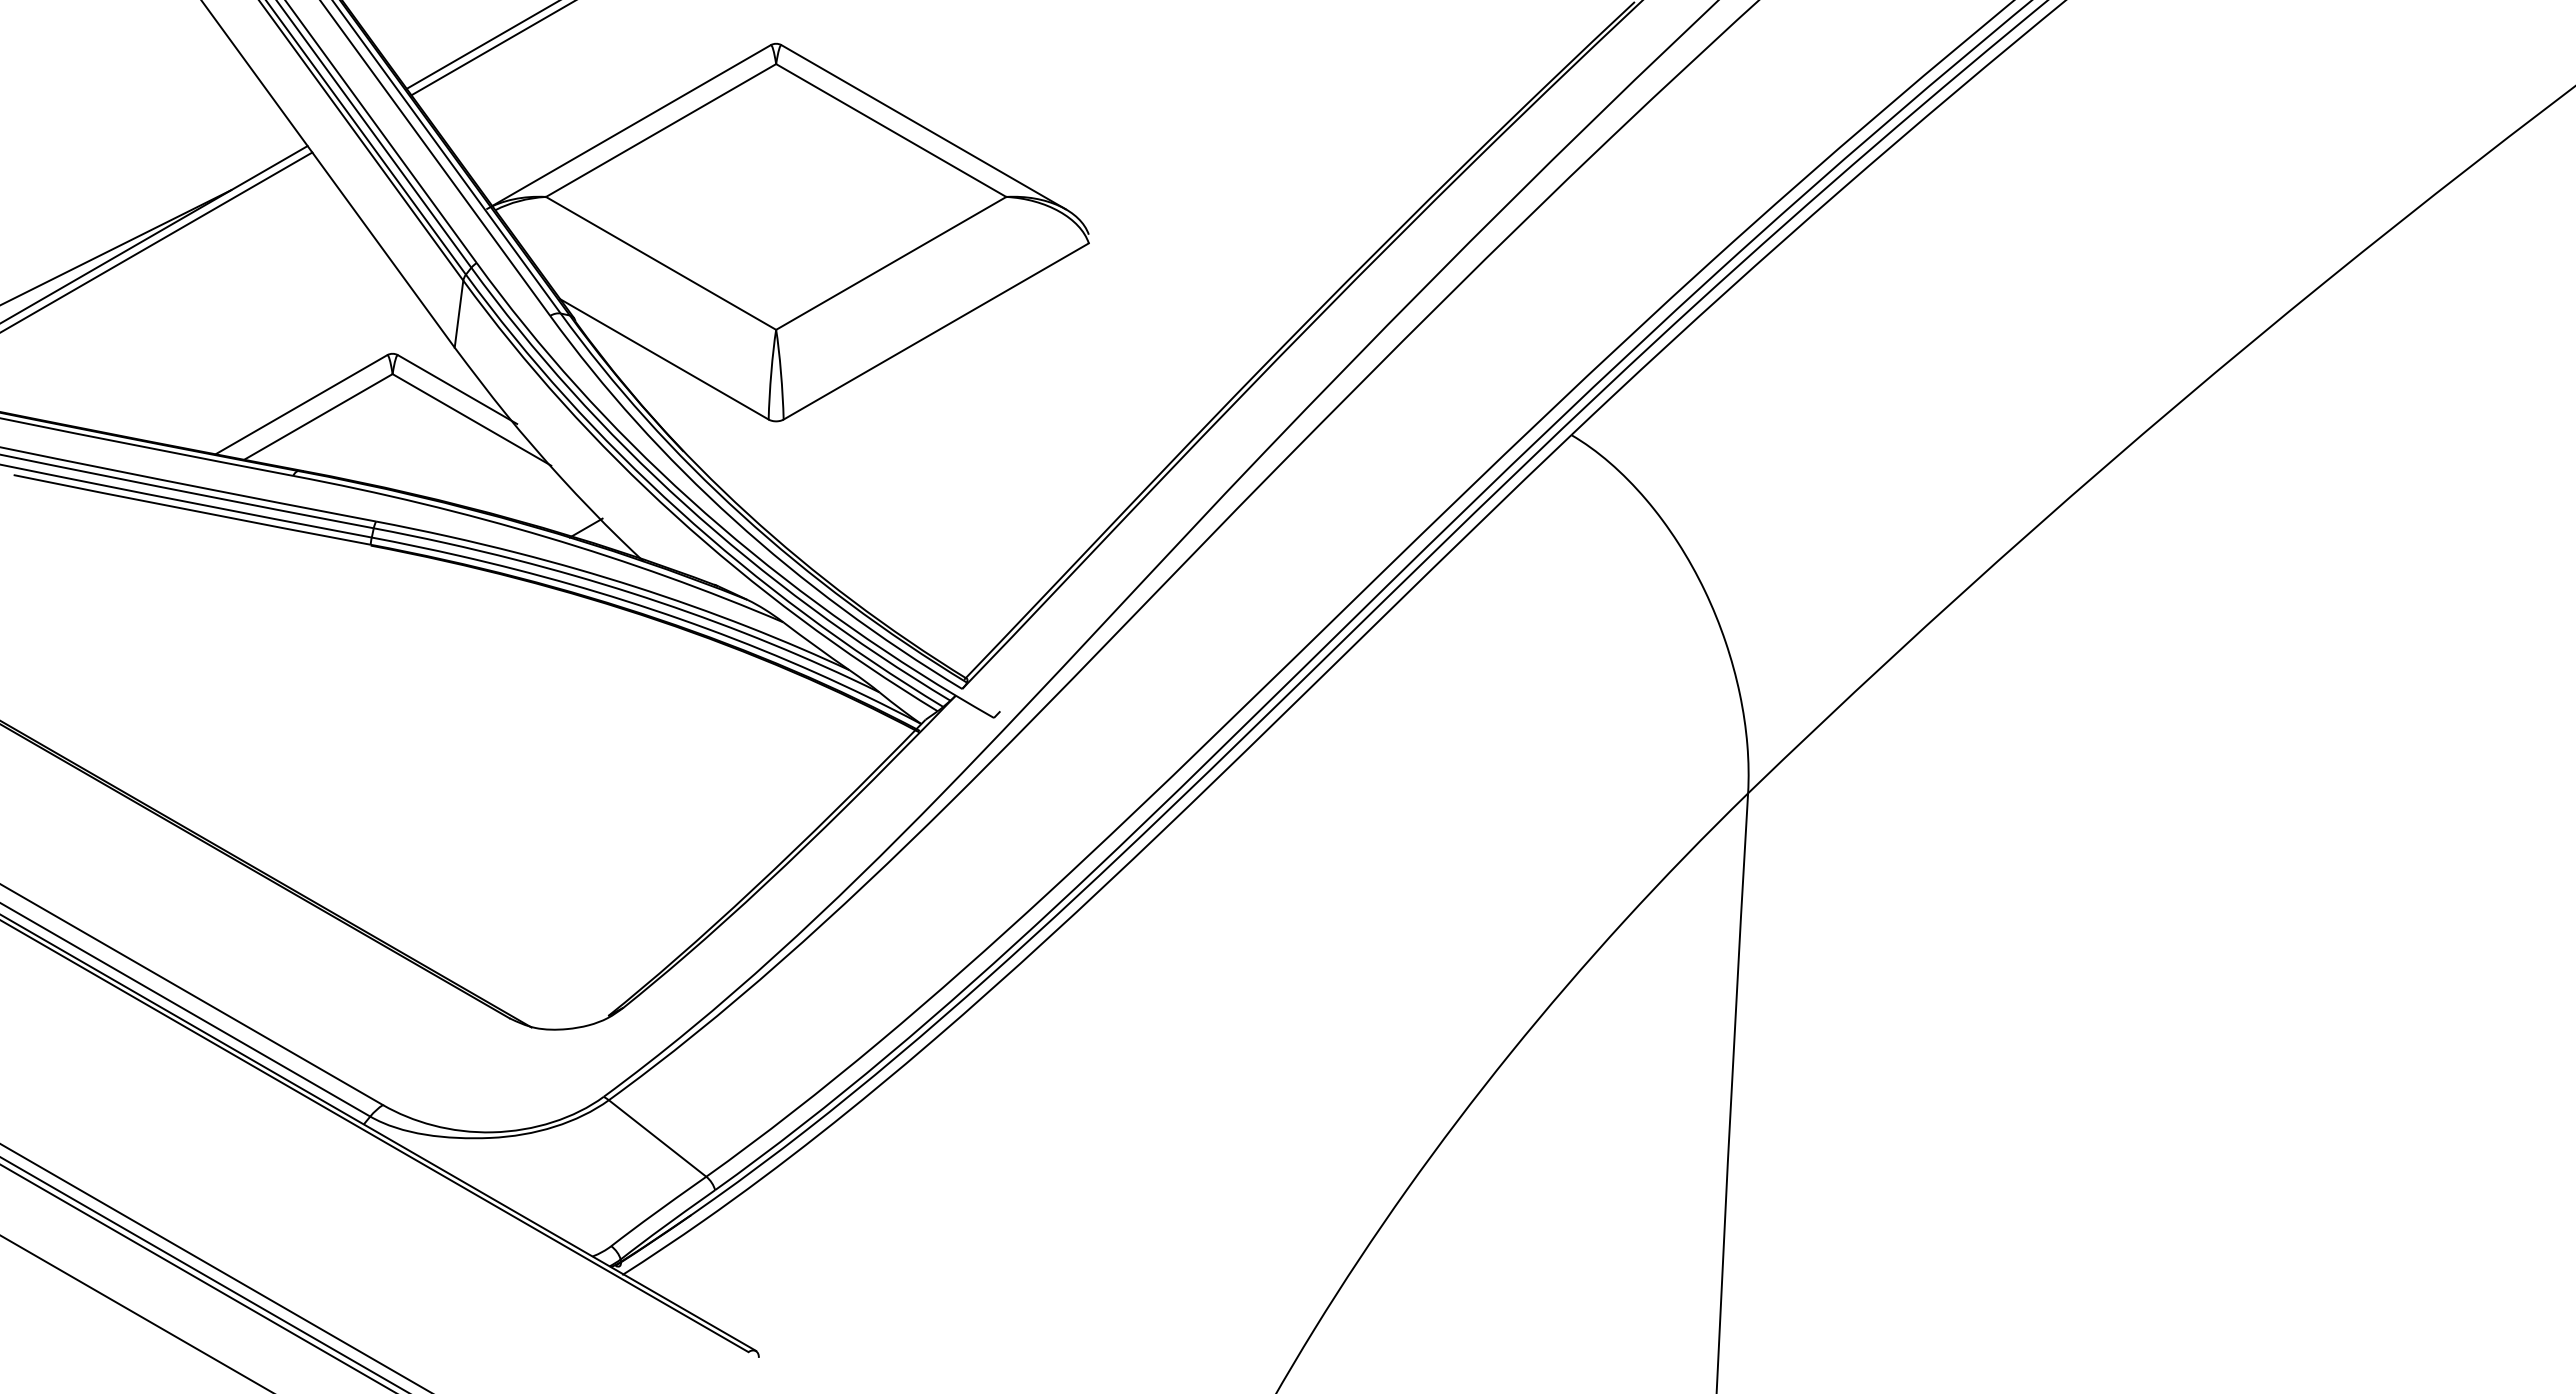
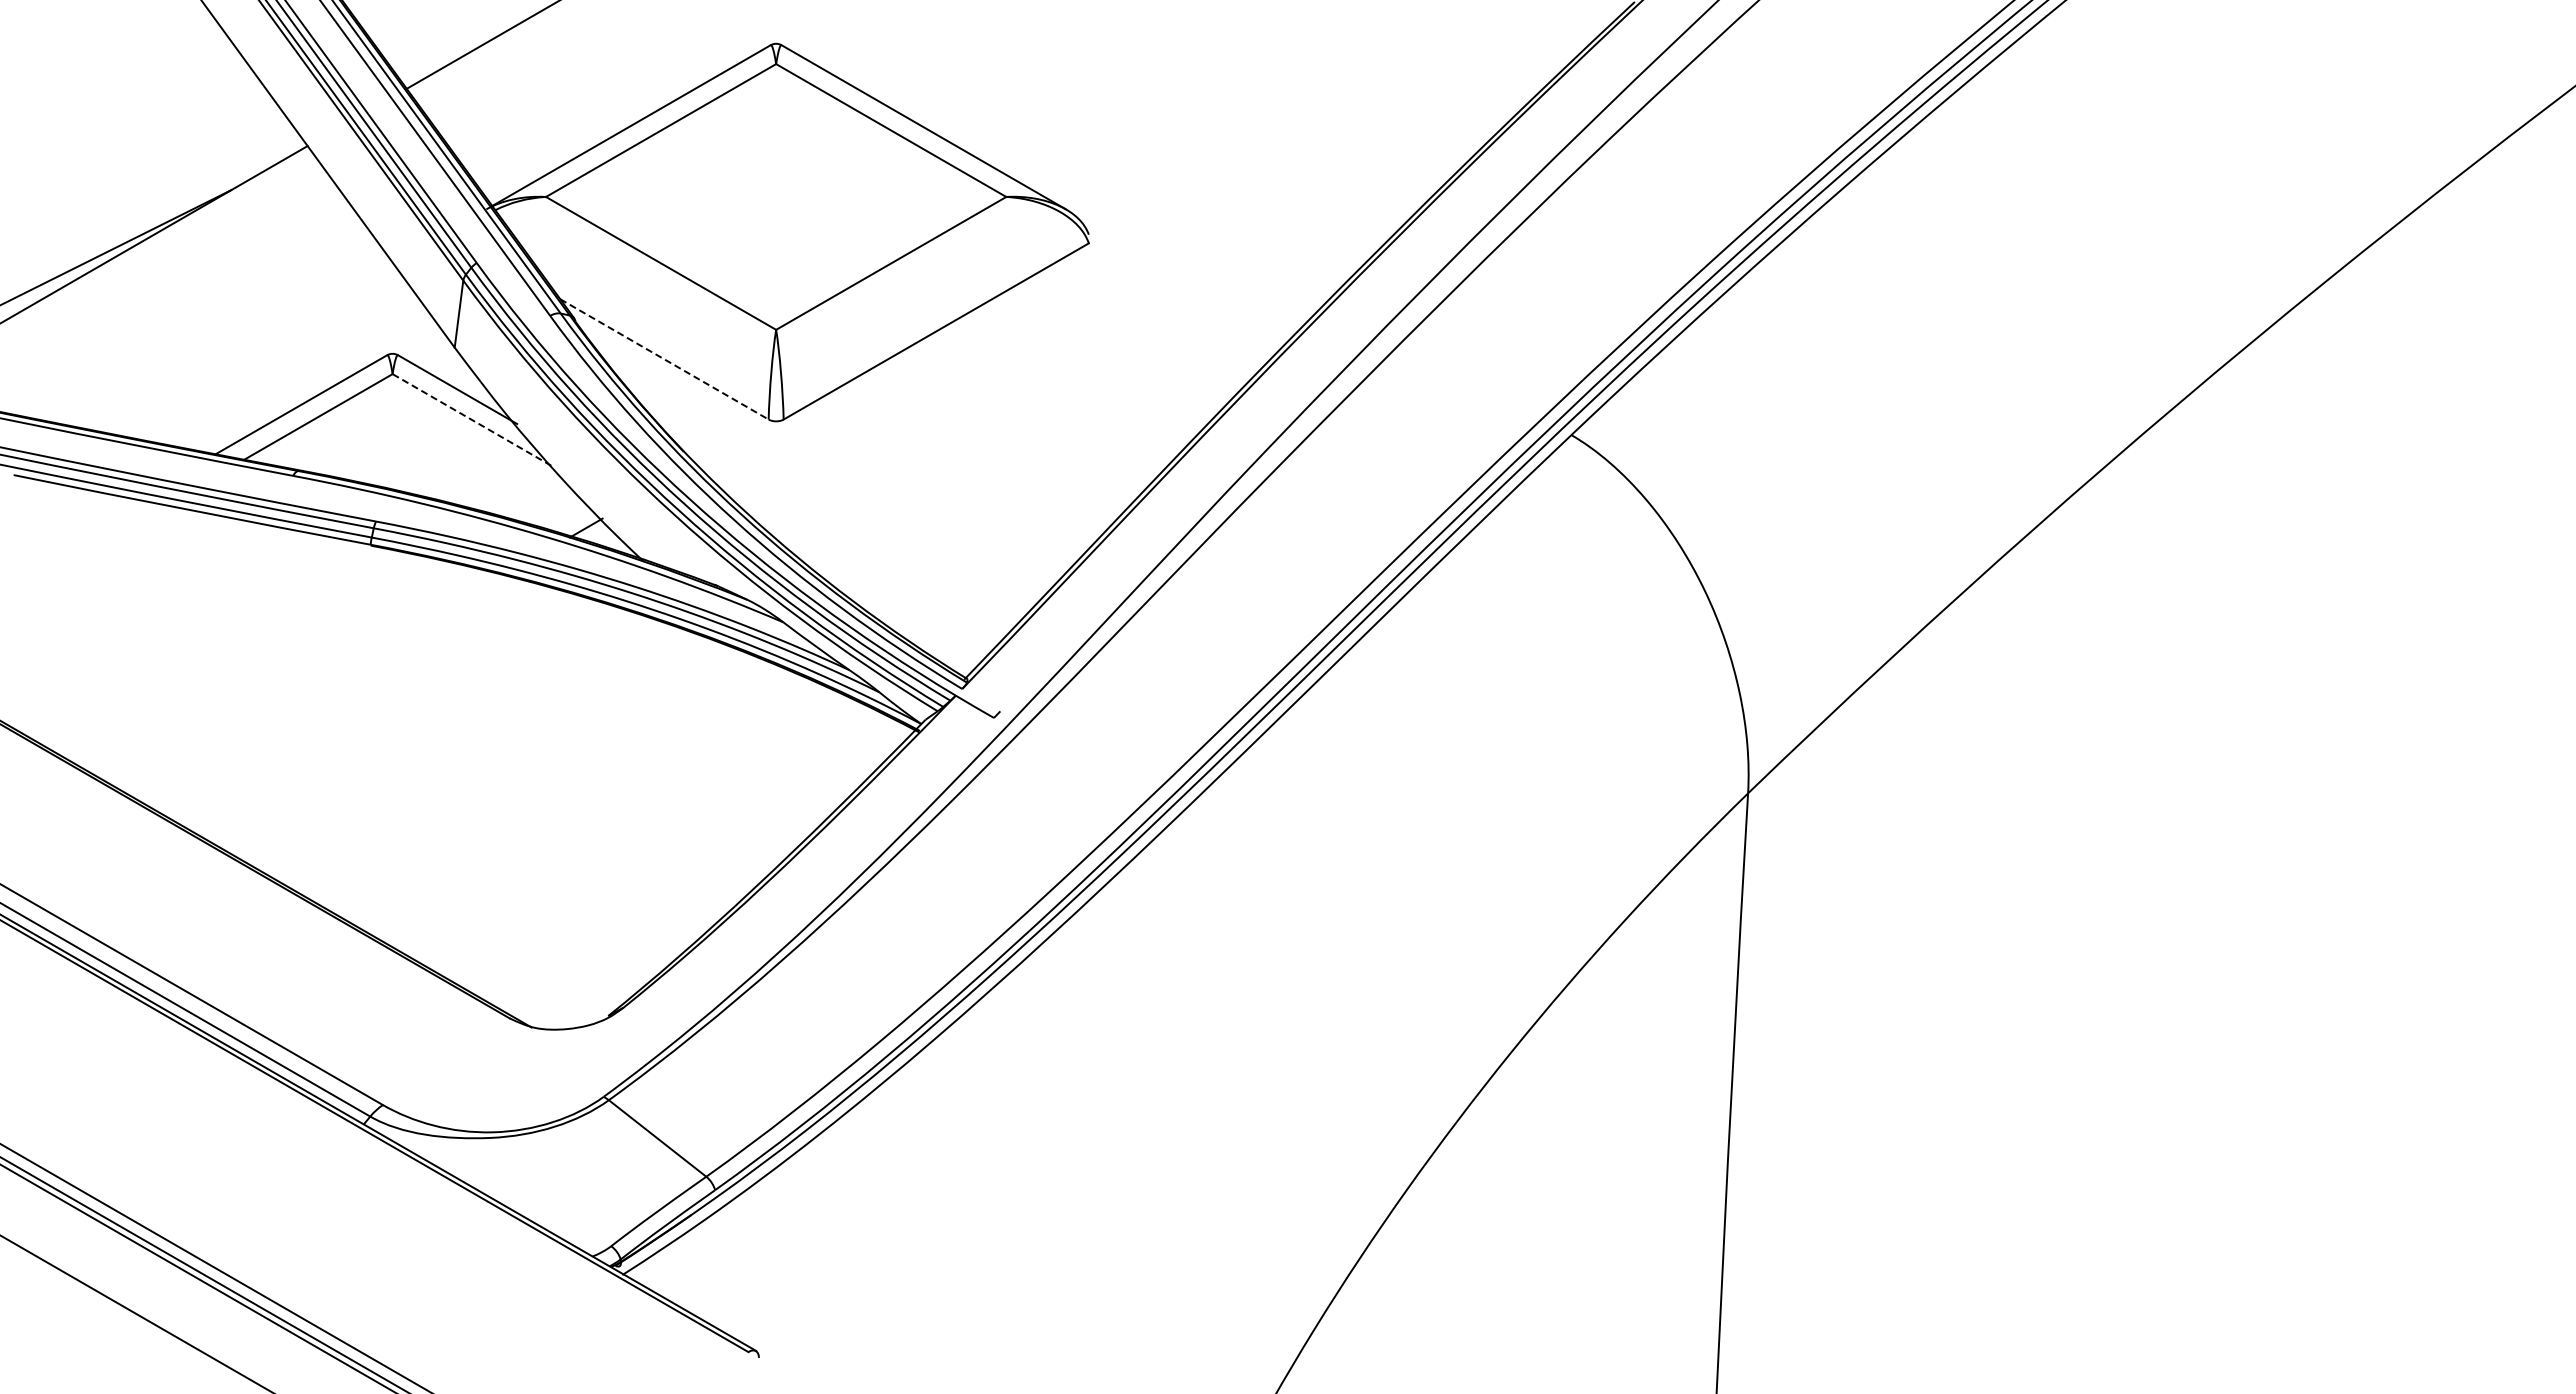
line: present -> none (491, 48)
line: present -> none (157, 241)
line: solid -> dashed (664, 359)
line: solid -> dashed (471, 419)
